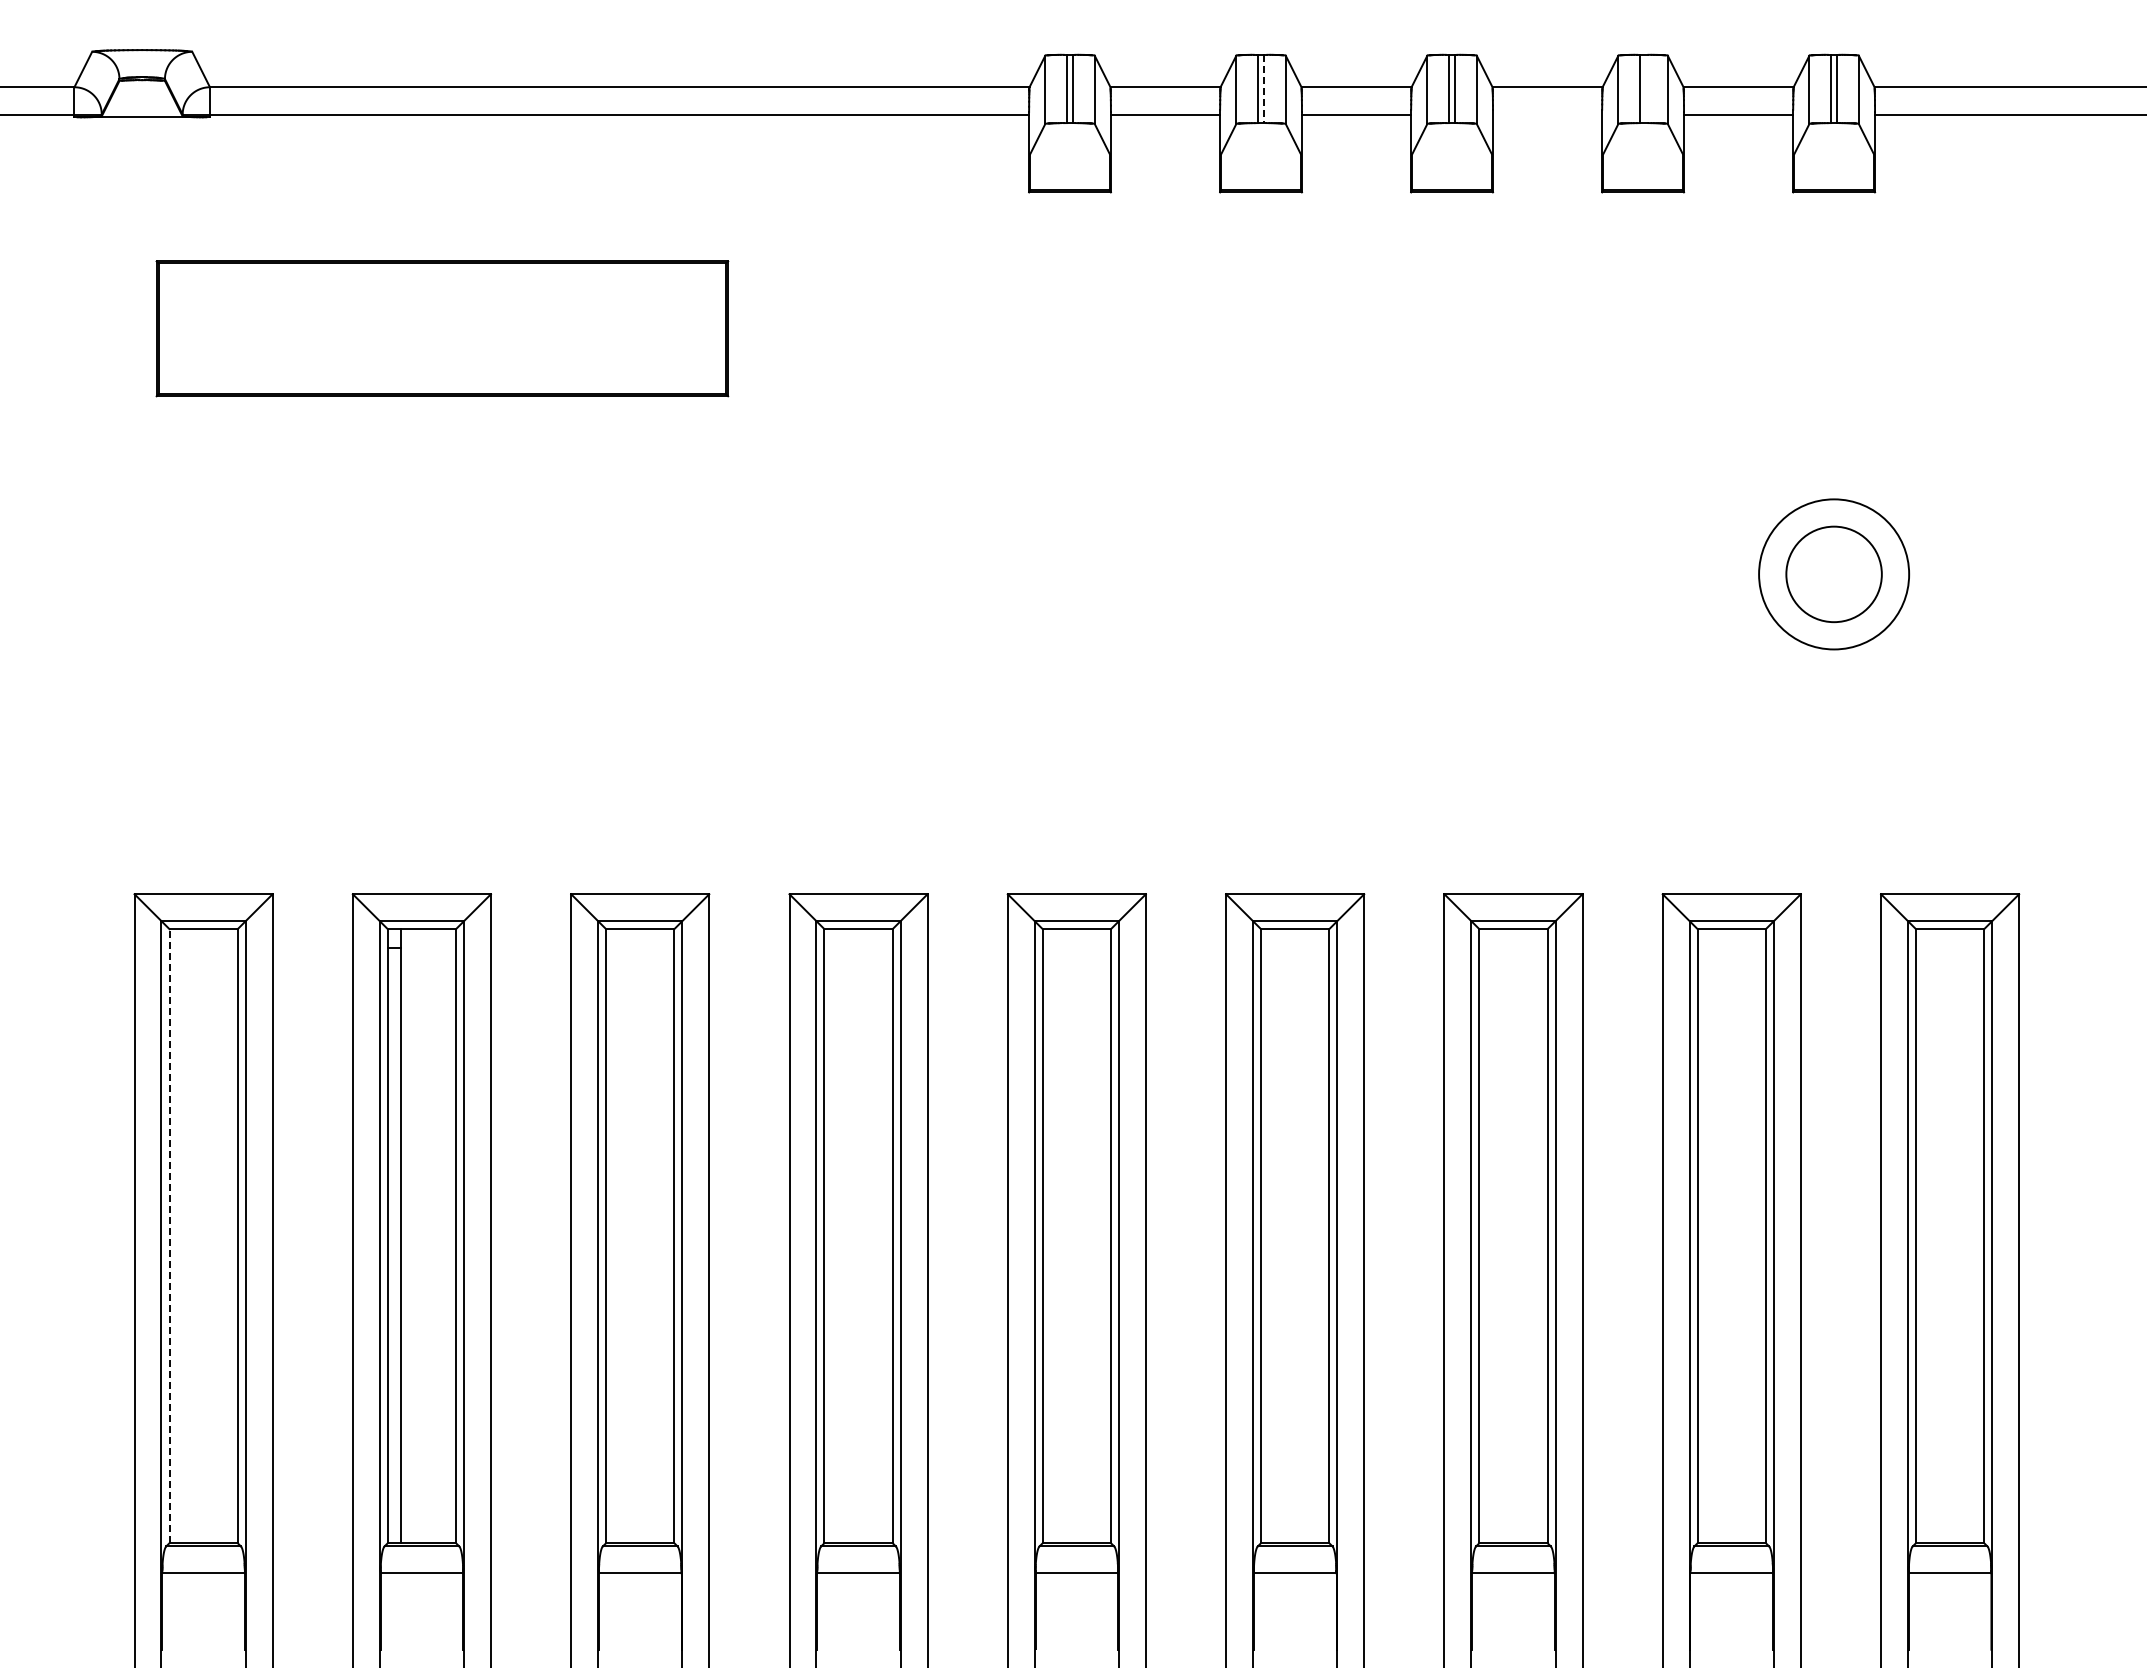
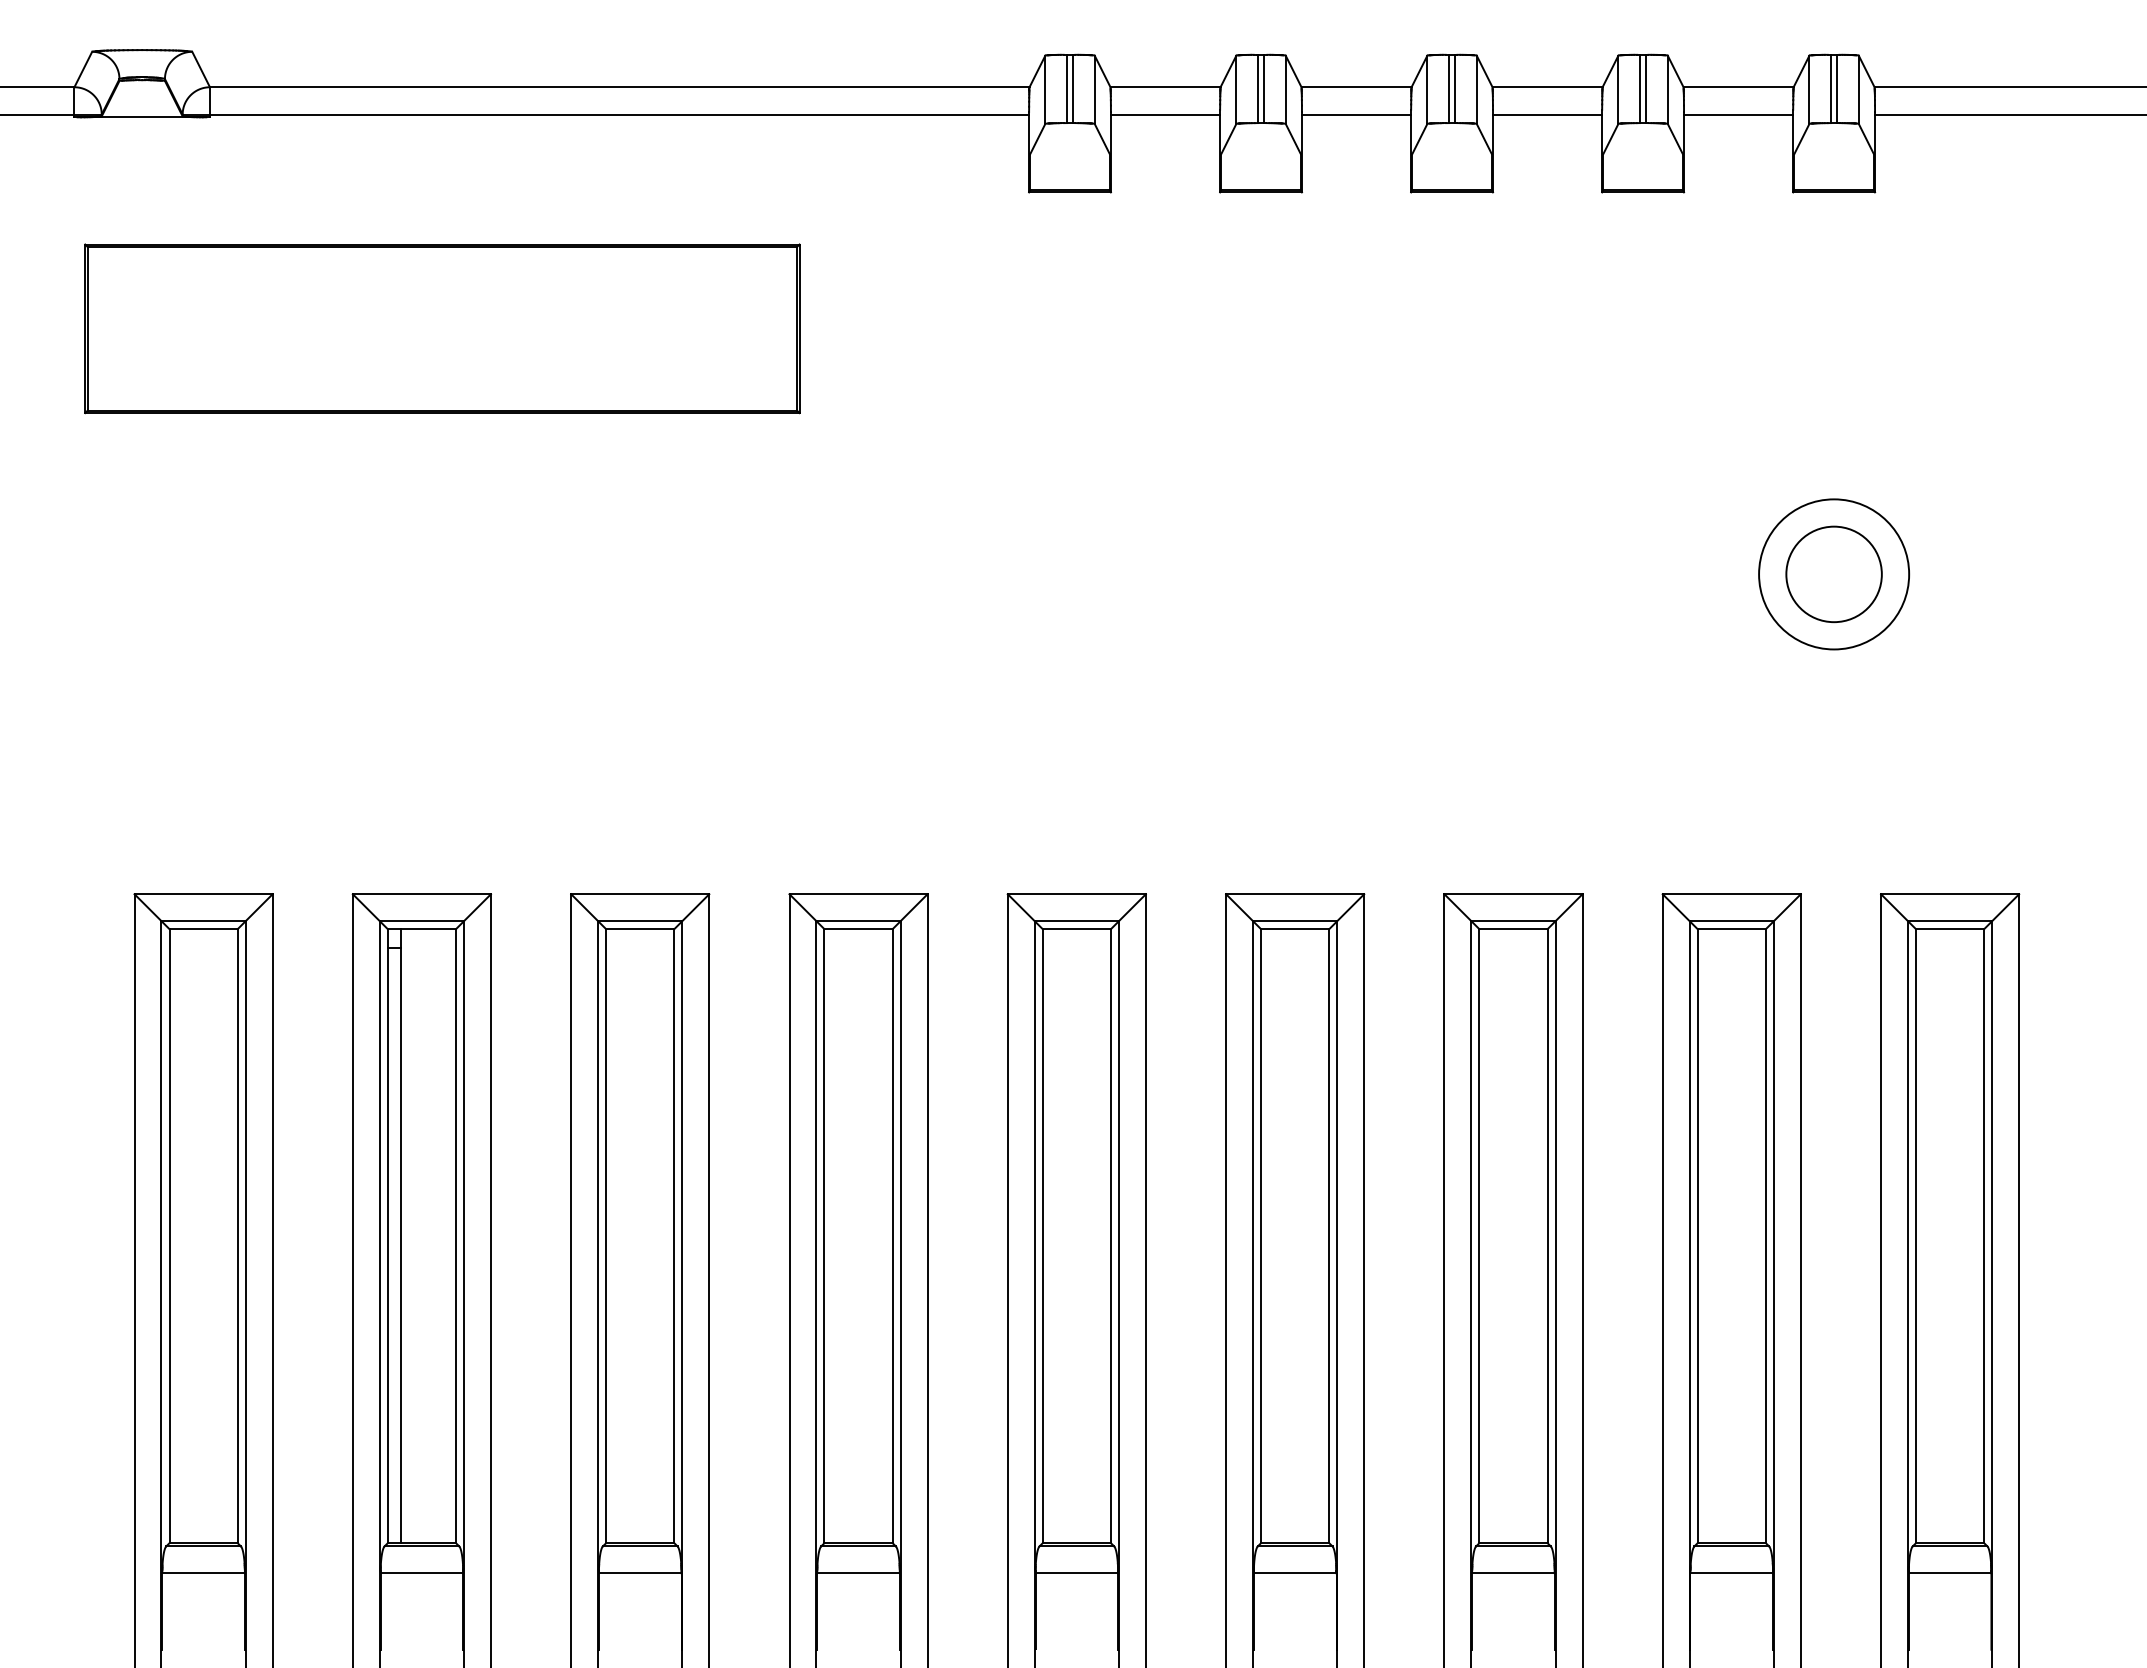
line: none -> present (1645, 88)
line: dashed -> solid (1263, 89)
line: none -> present (1547, 114)
part size: 575x138 px -> 717x172 px (442, 328)
line: dashed -> solid (169, 1236)
